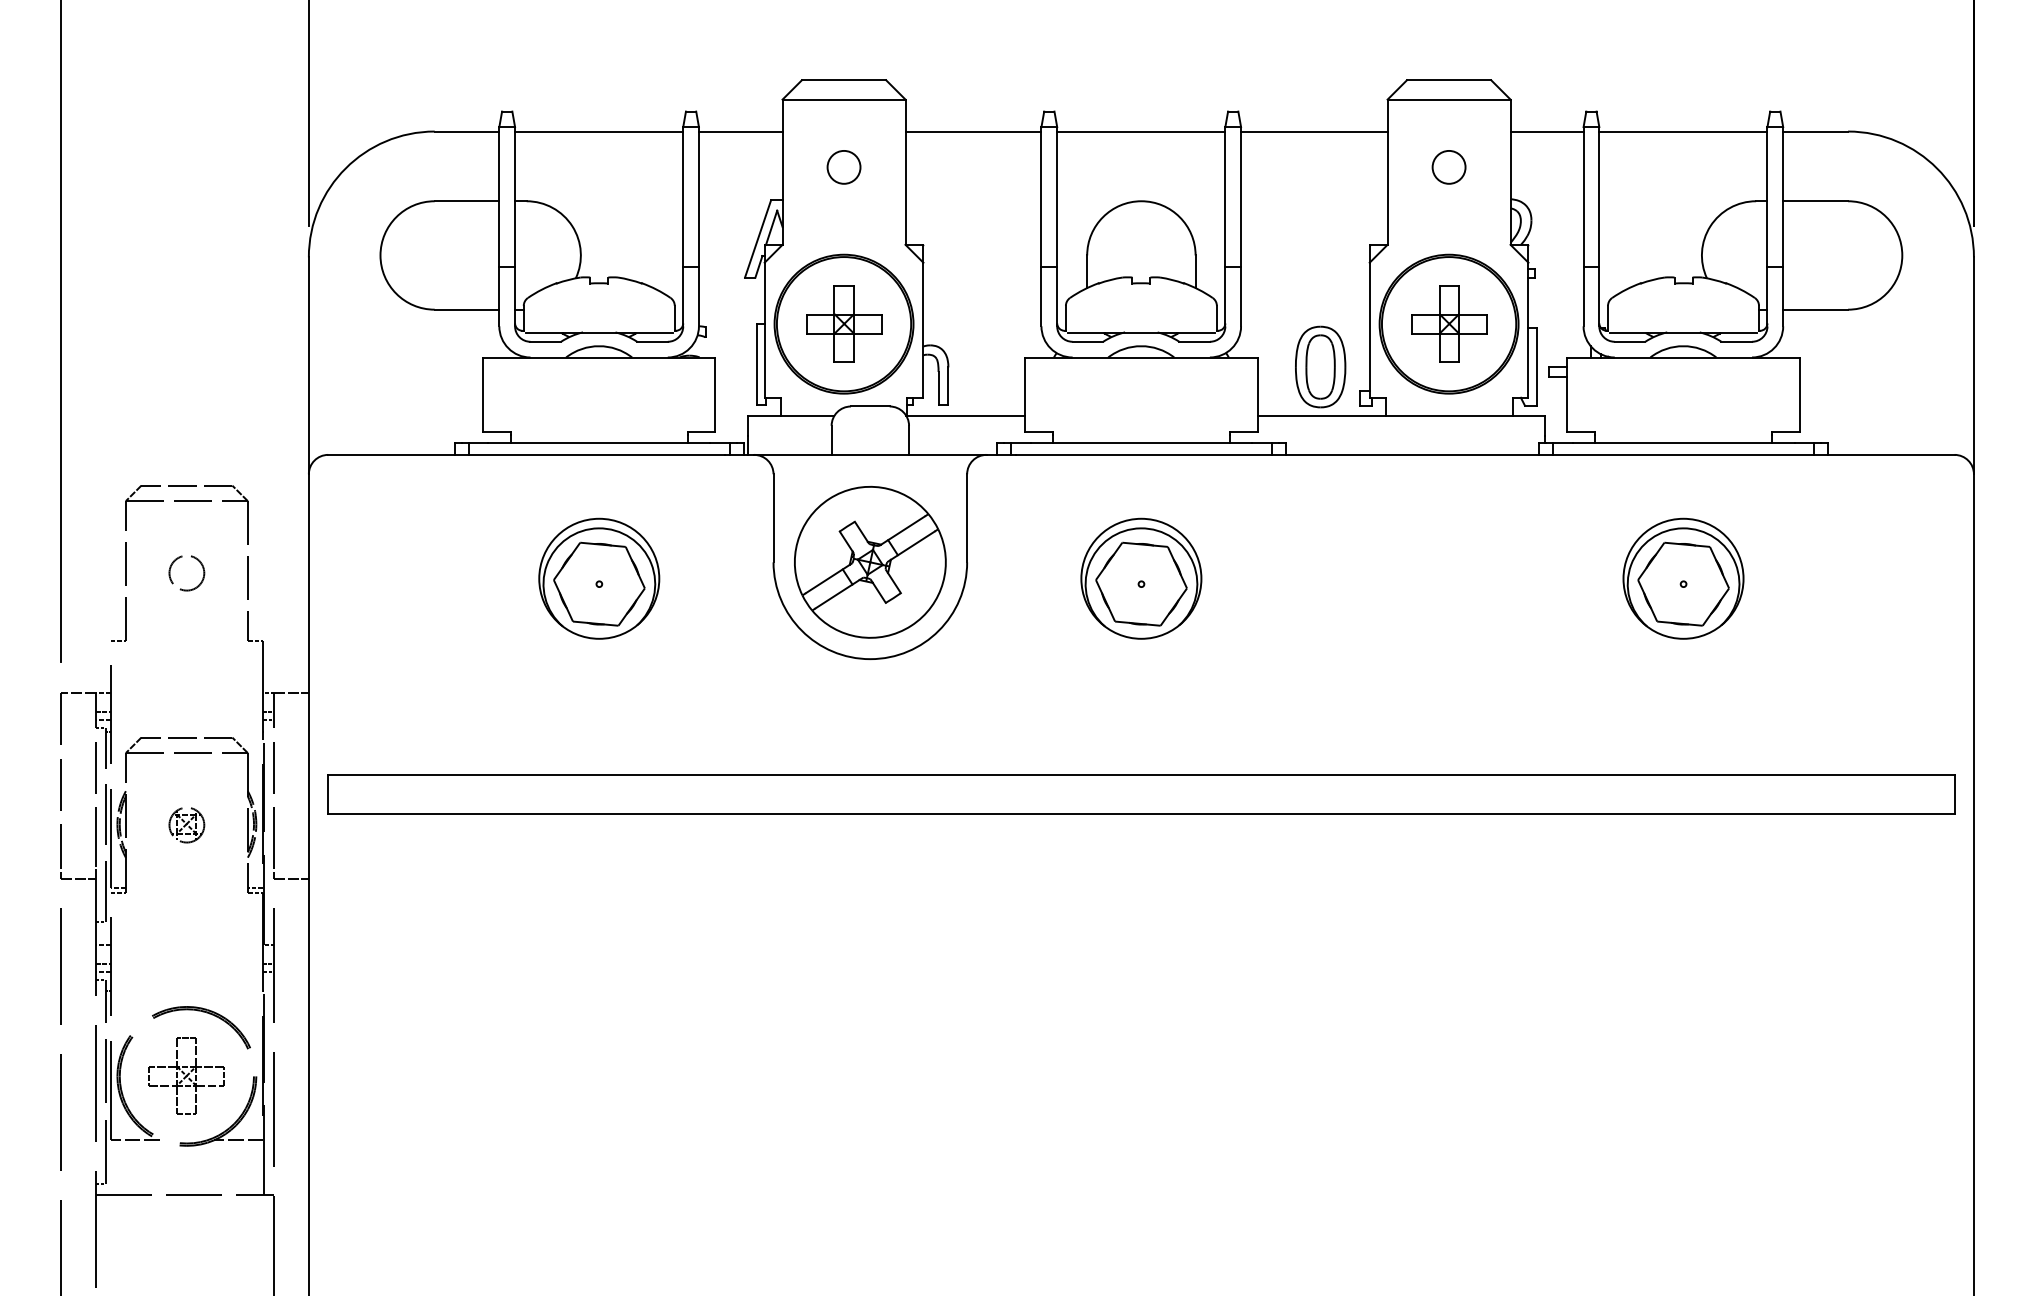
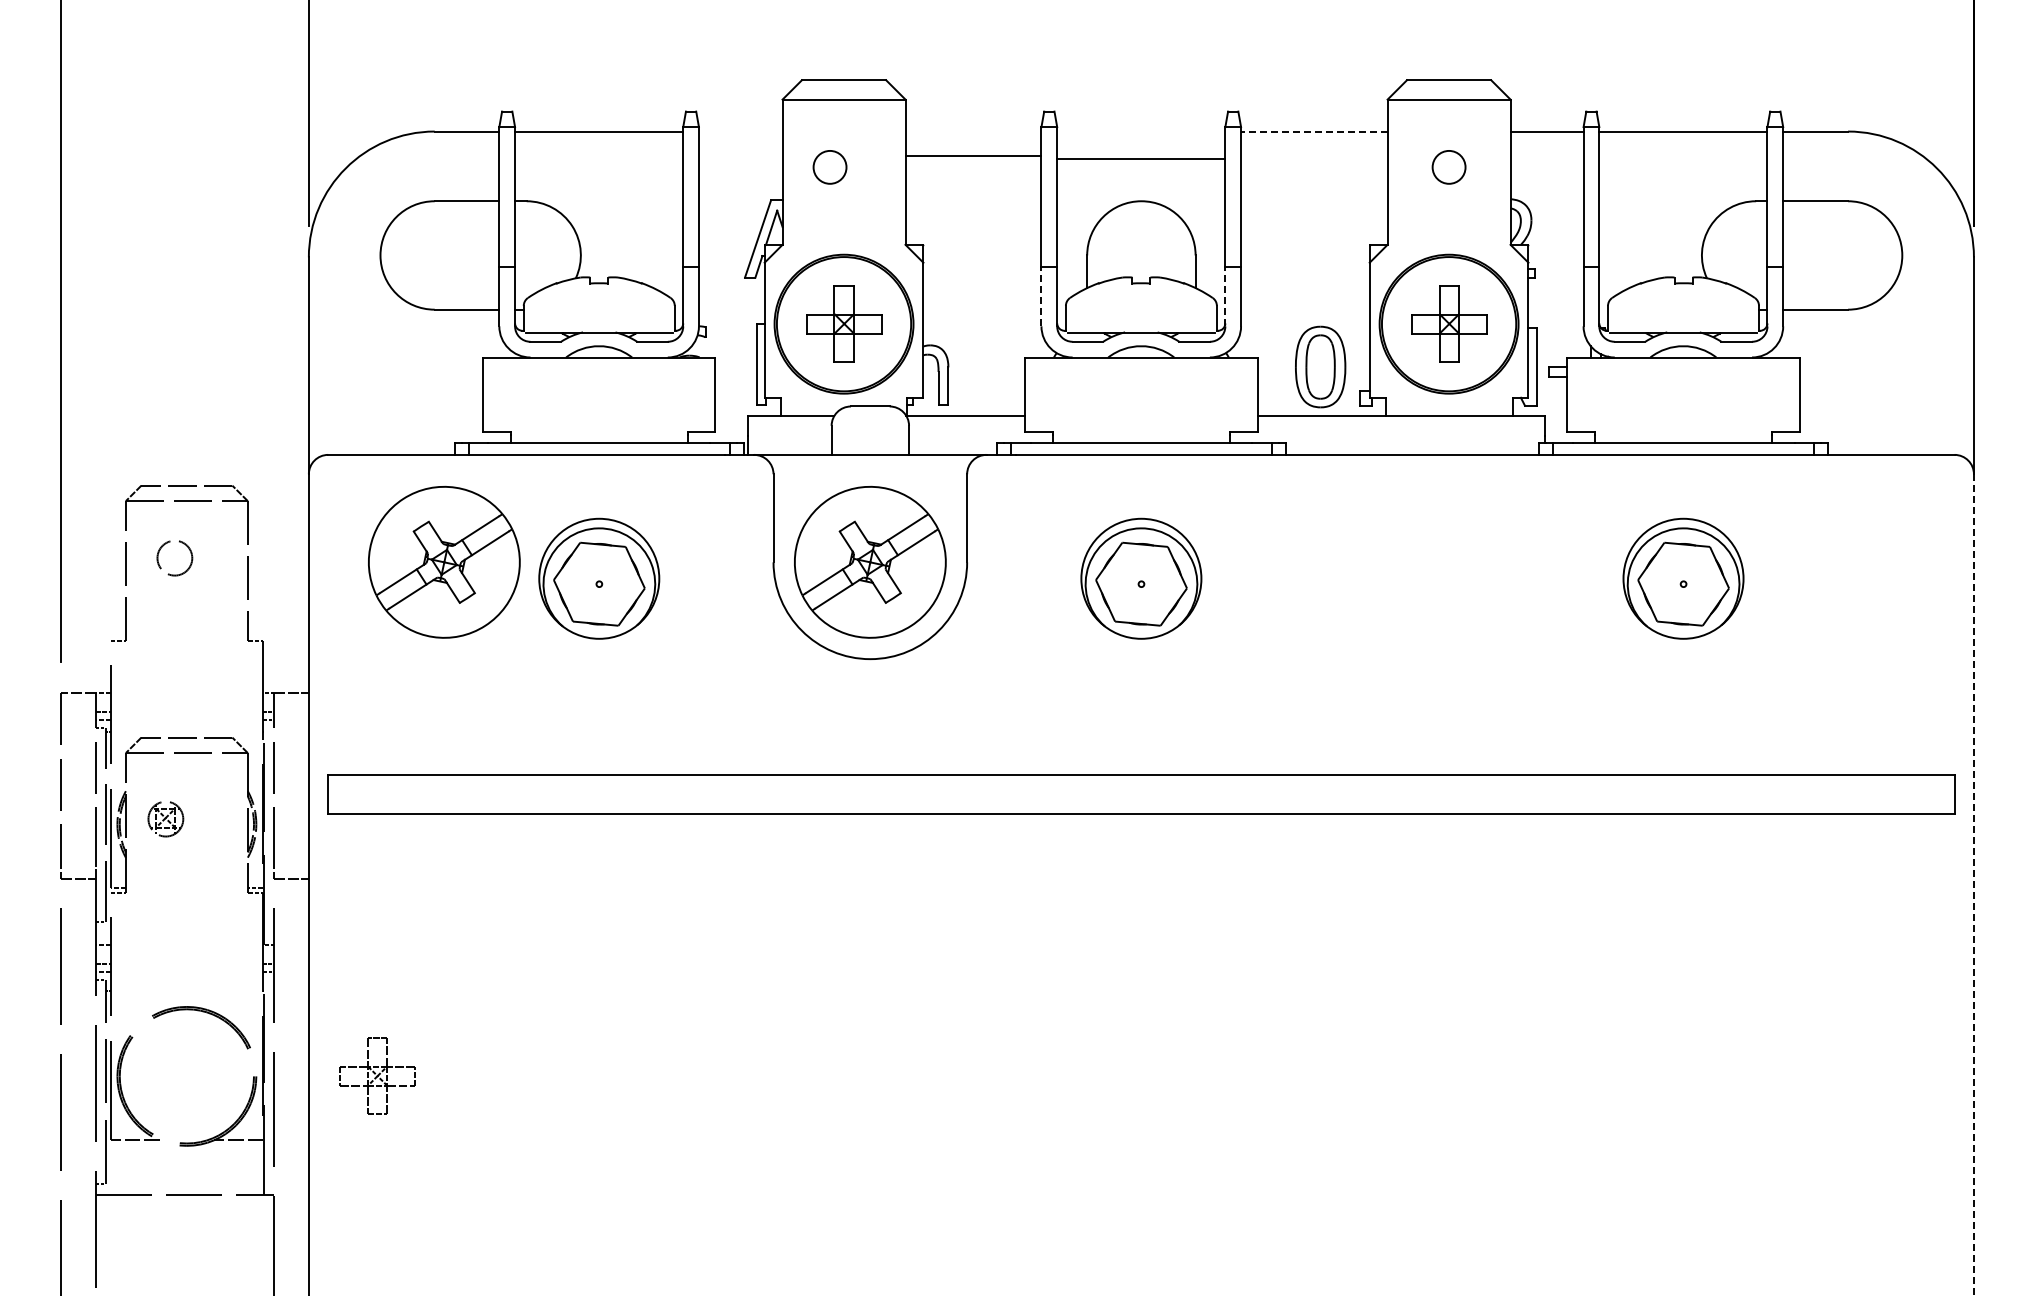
line: present -> none (740, 131)
line position: (973, 131) -> (973, 155) (973, 155)
line position: (1141, 131) -> (1141, 158) (1141, 158)
line: solid -> dashed (1313, 131)
circle position: (843, 167) -> (829, 167) (829, 167)
line: solid -> dashed (1041, 296)
line: solid -> dashed (1225, 296)
part: none -> present (444, 561)
circle position: (186, 573) -> (174, 558) (174, 558)
part position: (186, 825) -> (165, 819) (165, 819)
line: solid -> dashed (1973, 885)
part position: (186, 1075) -> (377, 1075) (377, 1075)
